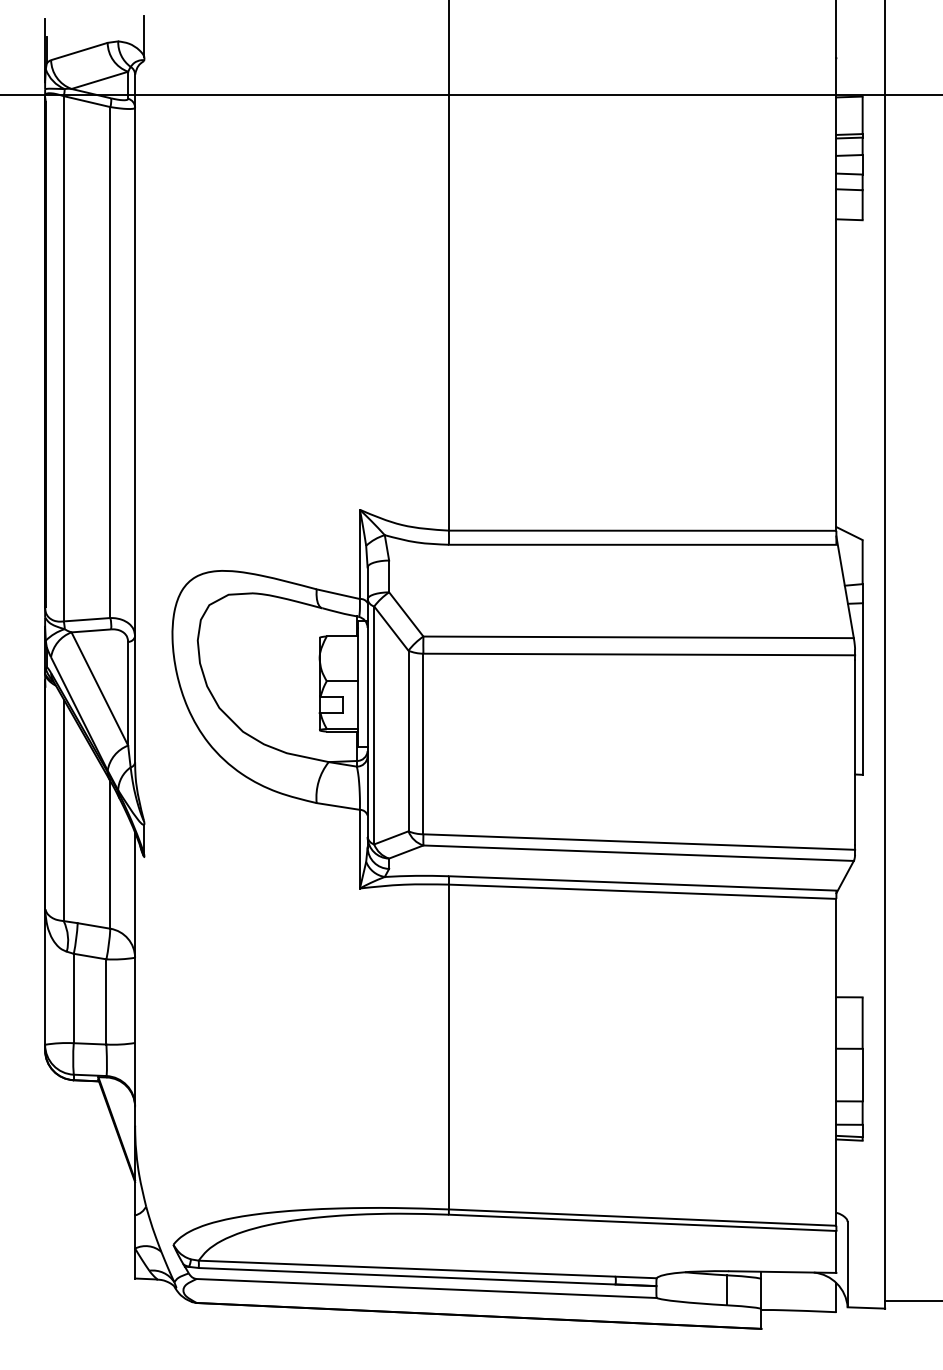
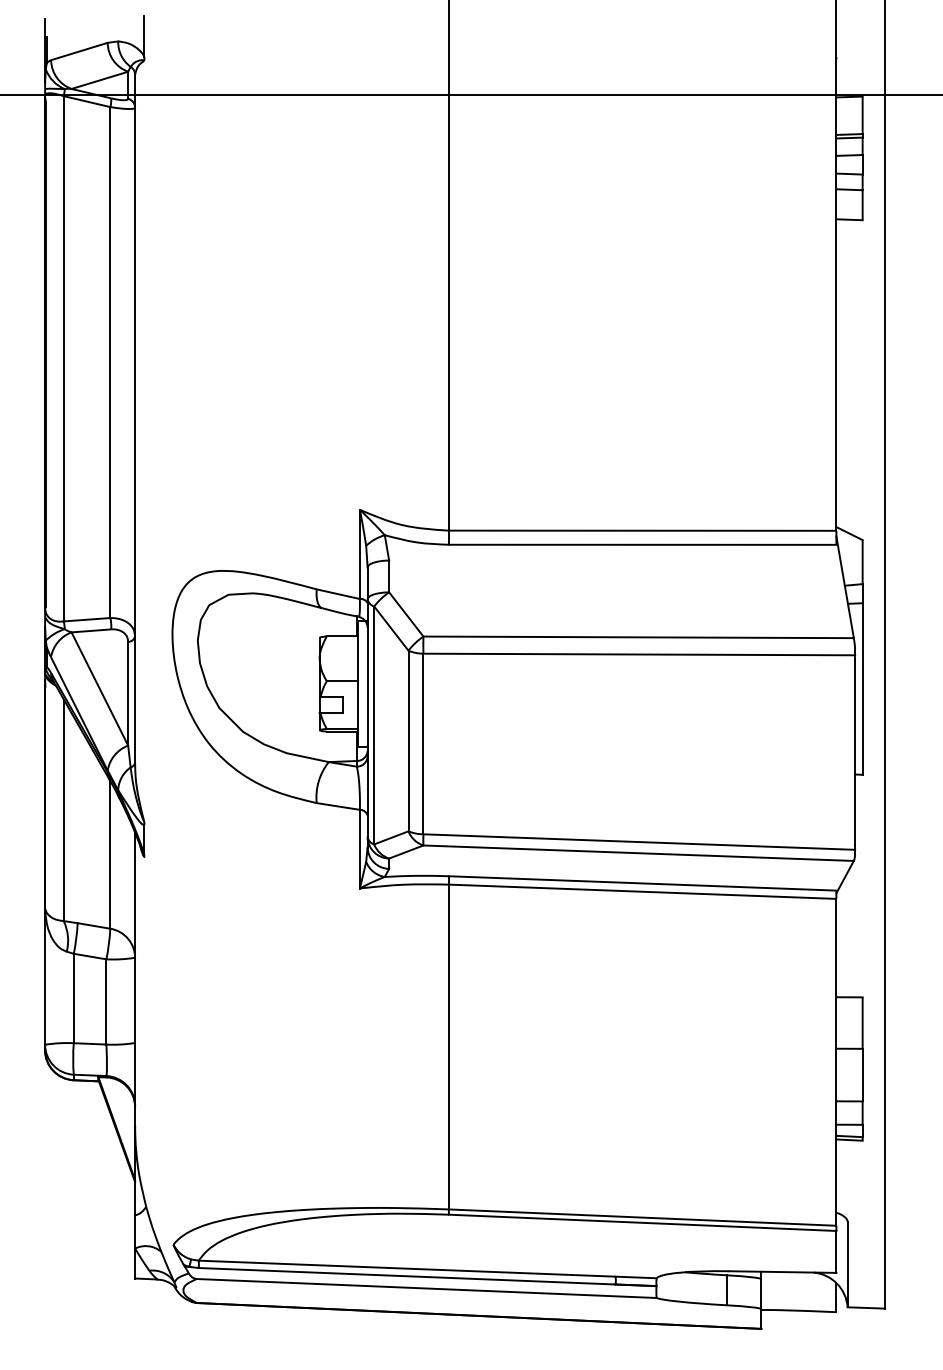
line: present -> none (912, 1301)
